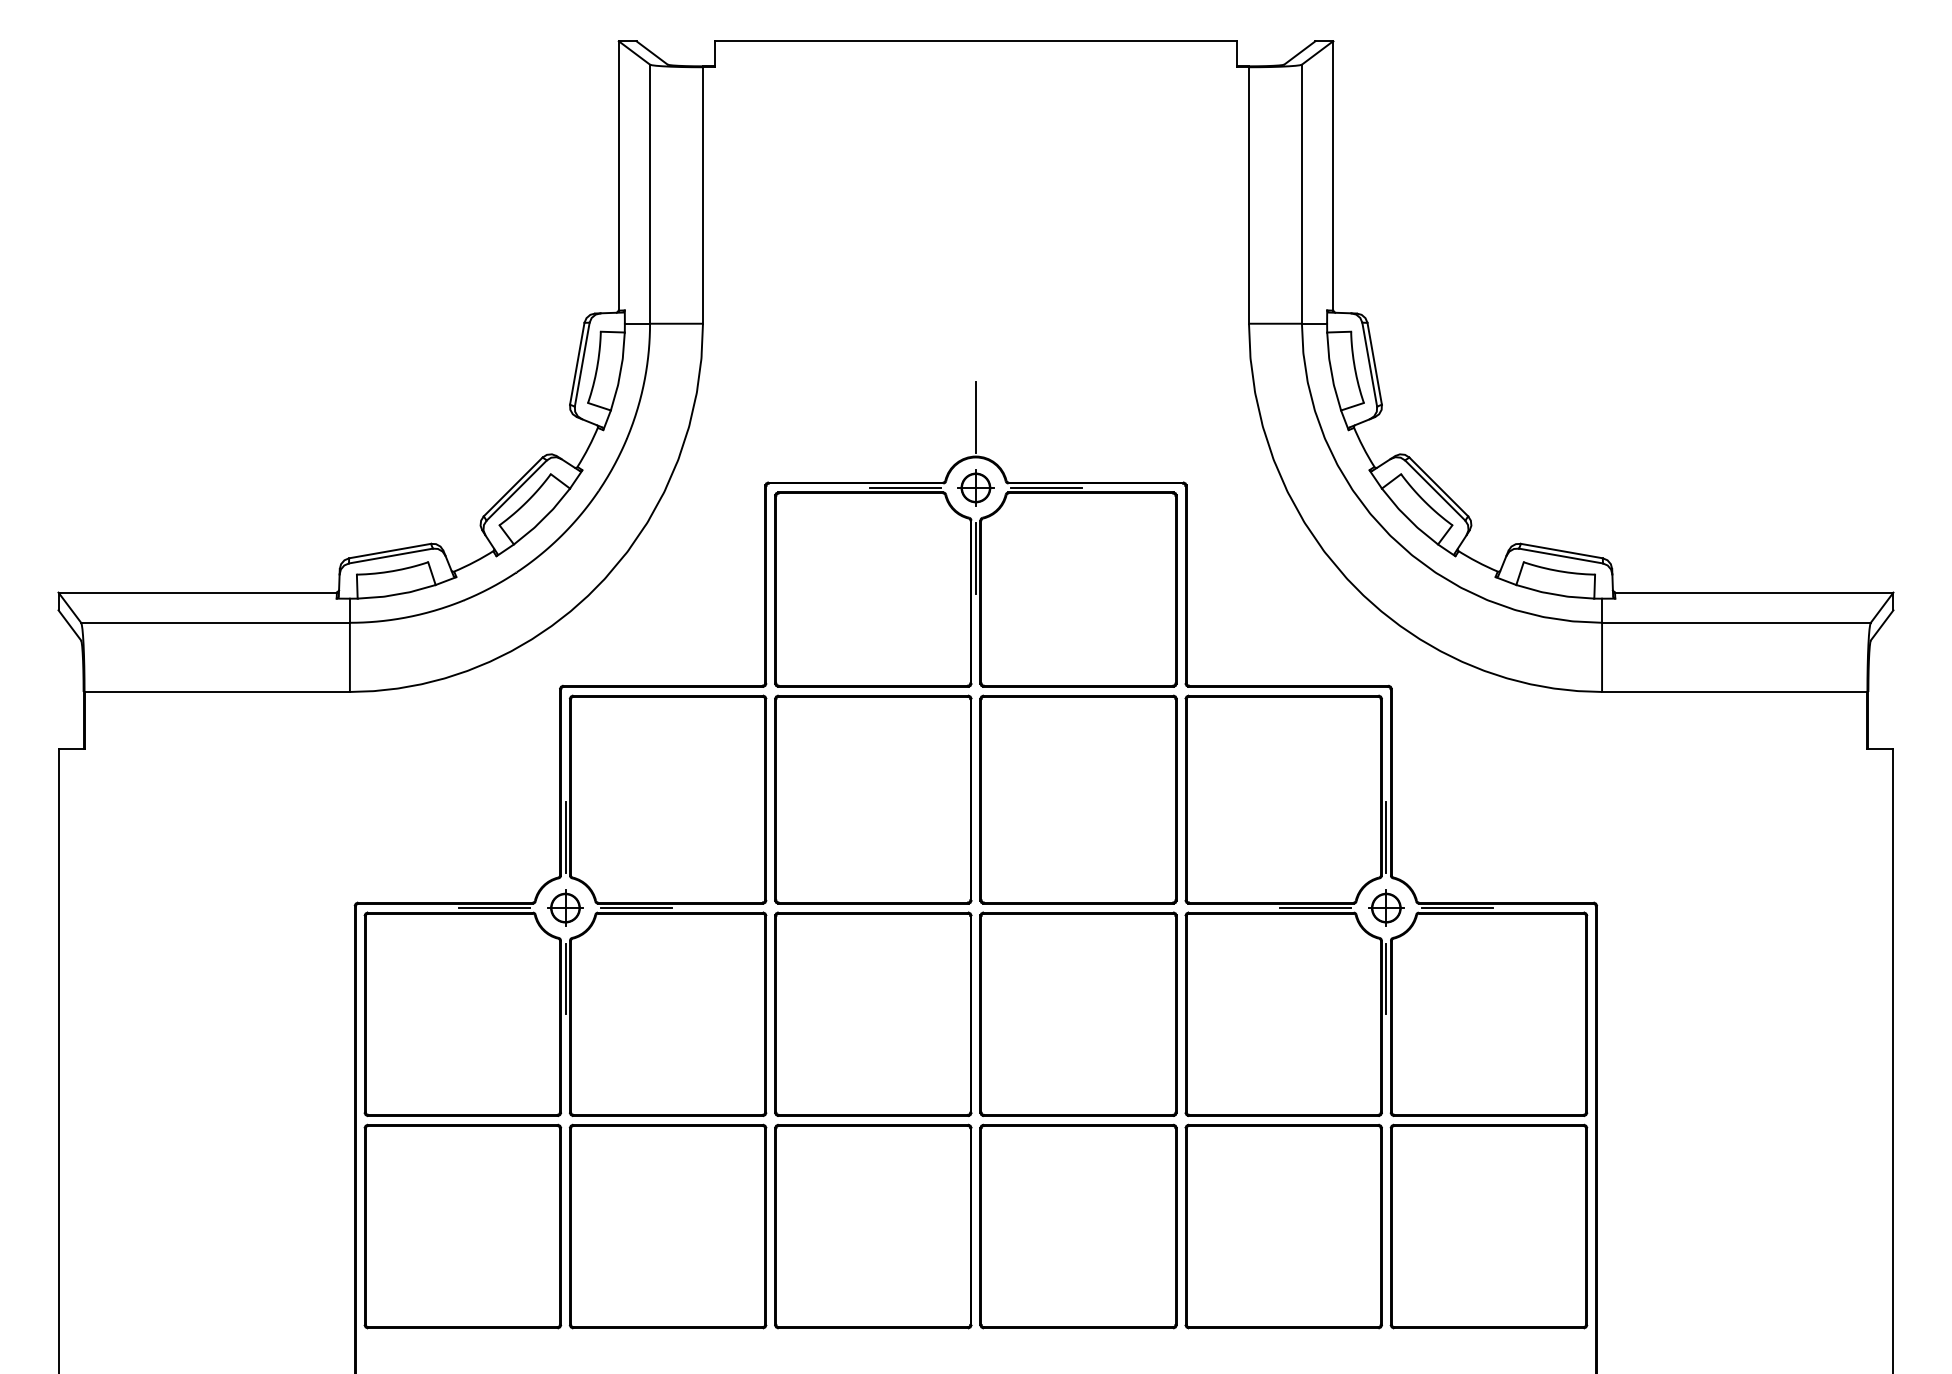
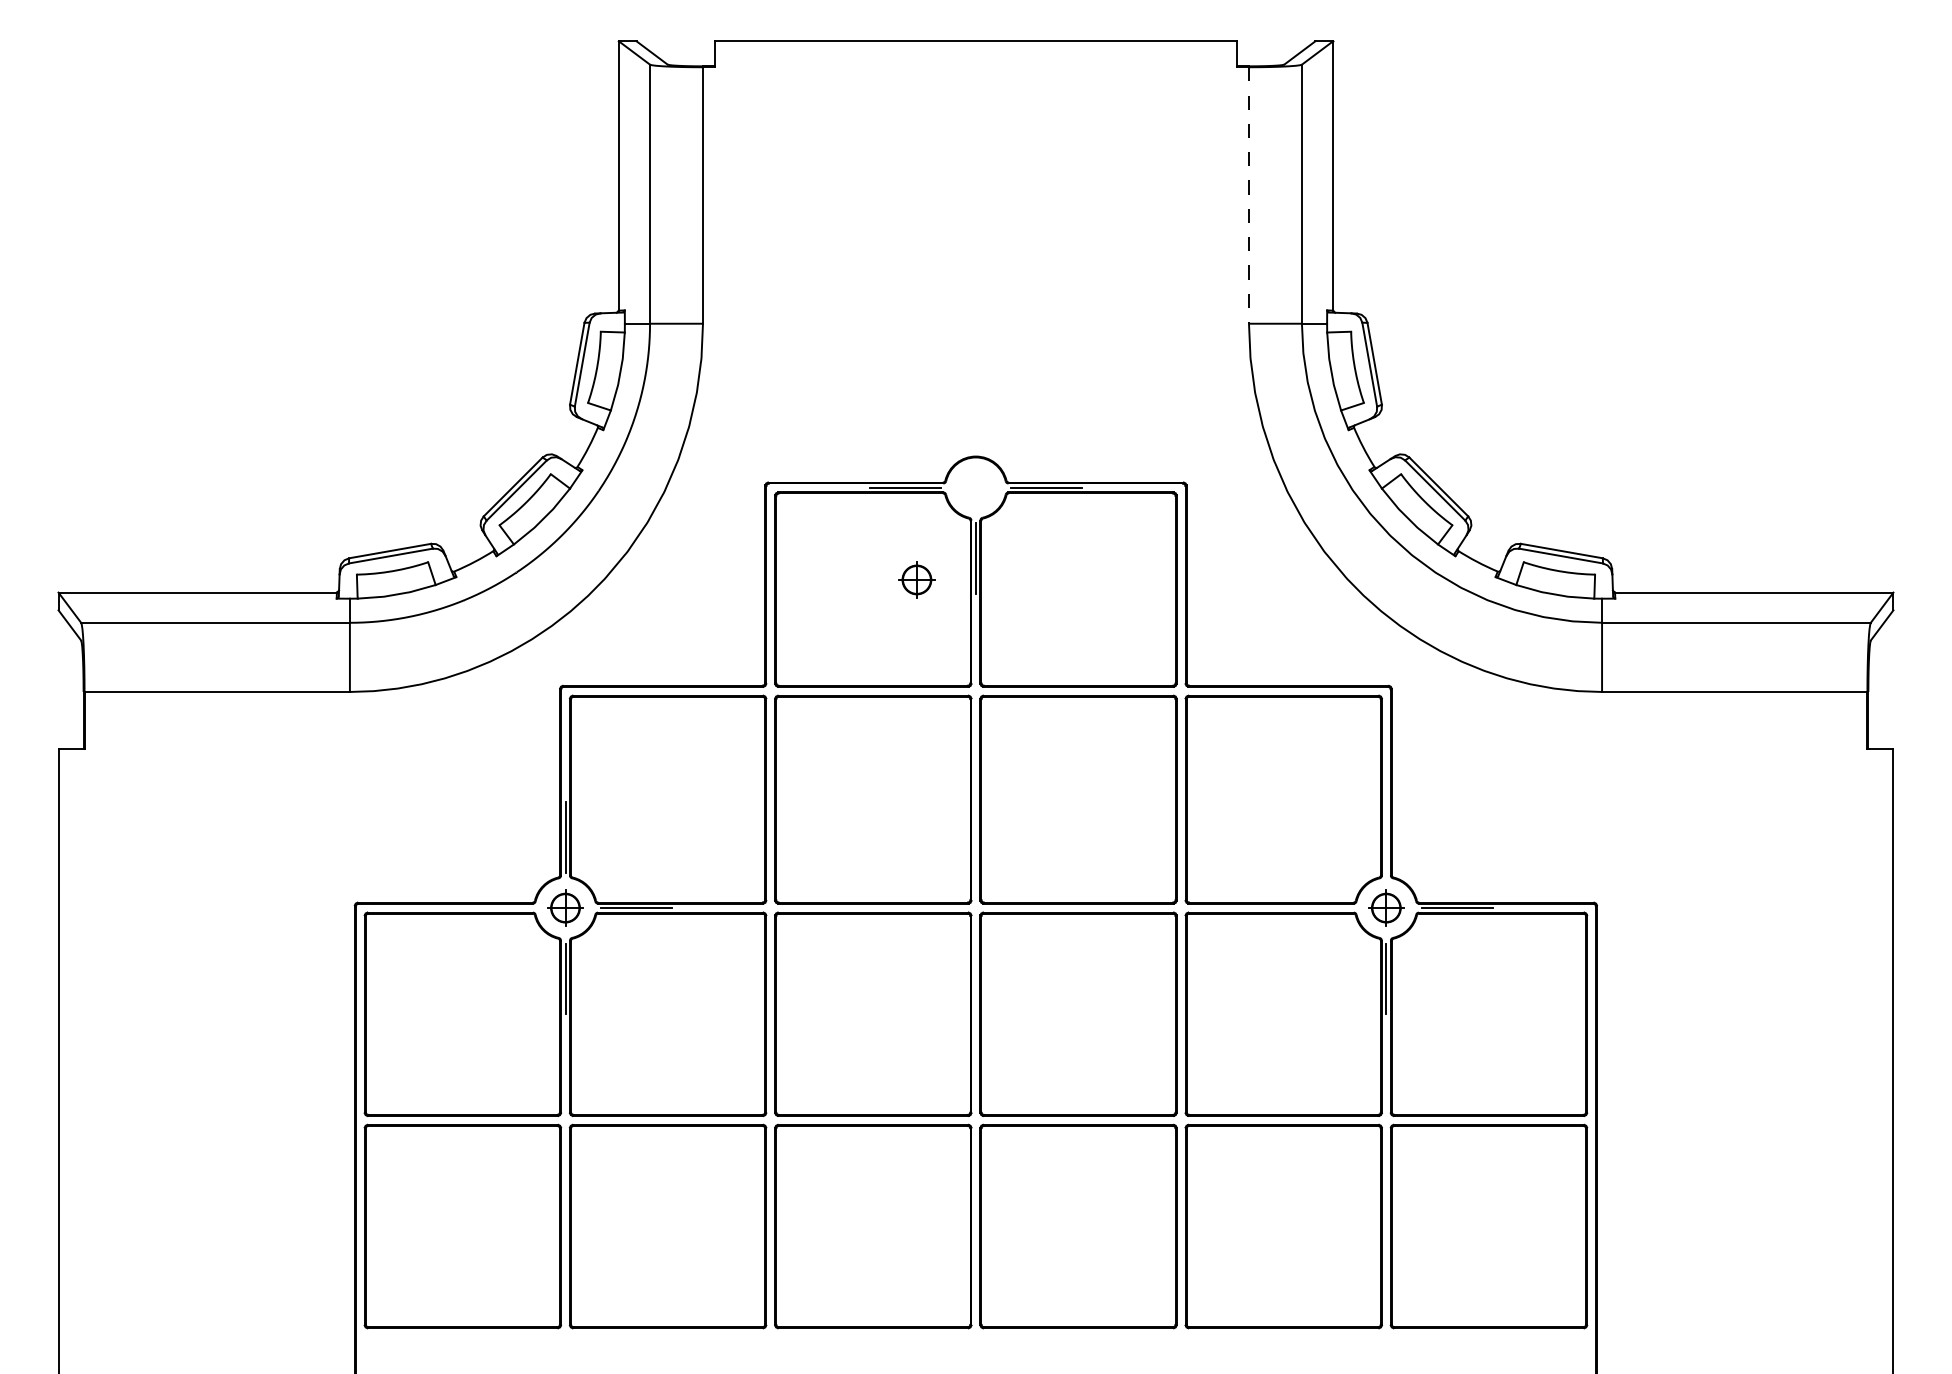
line: solid -> dashed (1248, 196)
line: present -> none (975, 416)
part position: (975, 487) -> (916, 579) (916, 579)
line: present -> none (1386, 836)
line: present -> none (494, 908)
line: present -> none (1315, 908)
